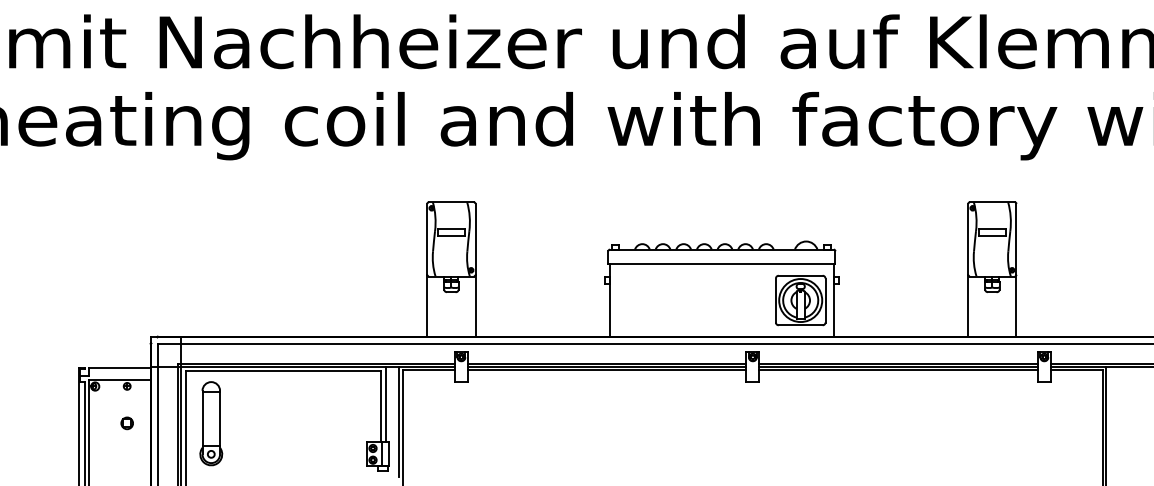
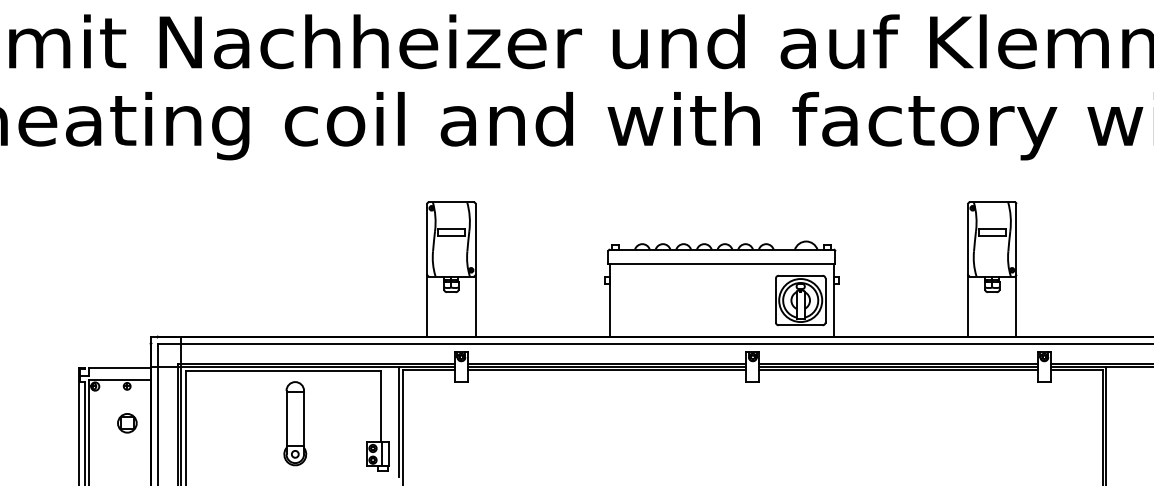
line: present -> none (385, 404)
part size: 14x15 px -> 21x21 px (127, 423)
part position: (211, 423) -> (295, 423) (295, 423)
